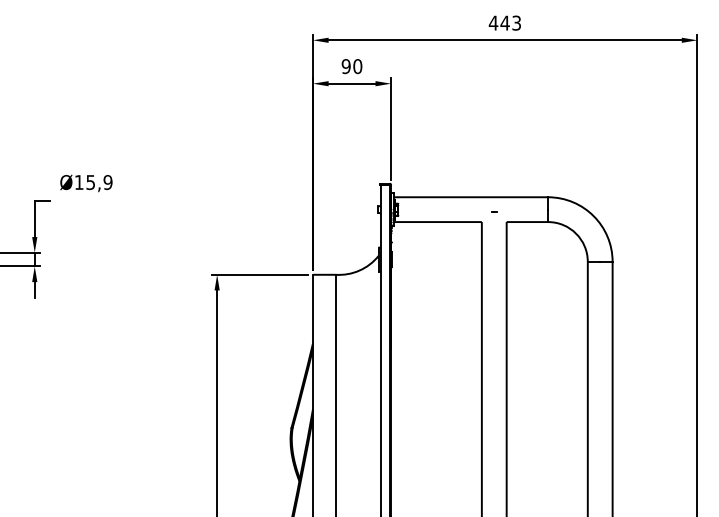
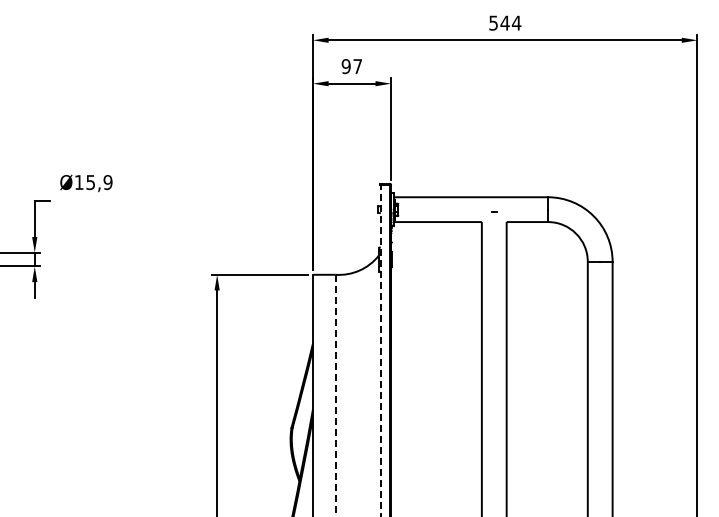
text: 443 -> 544 (504, 22)
text: 90 -> 97 (357, 66)
line: solid -> dashed (380, 350)
line: solid -> dashed (335, 395)
